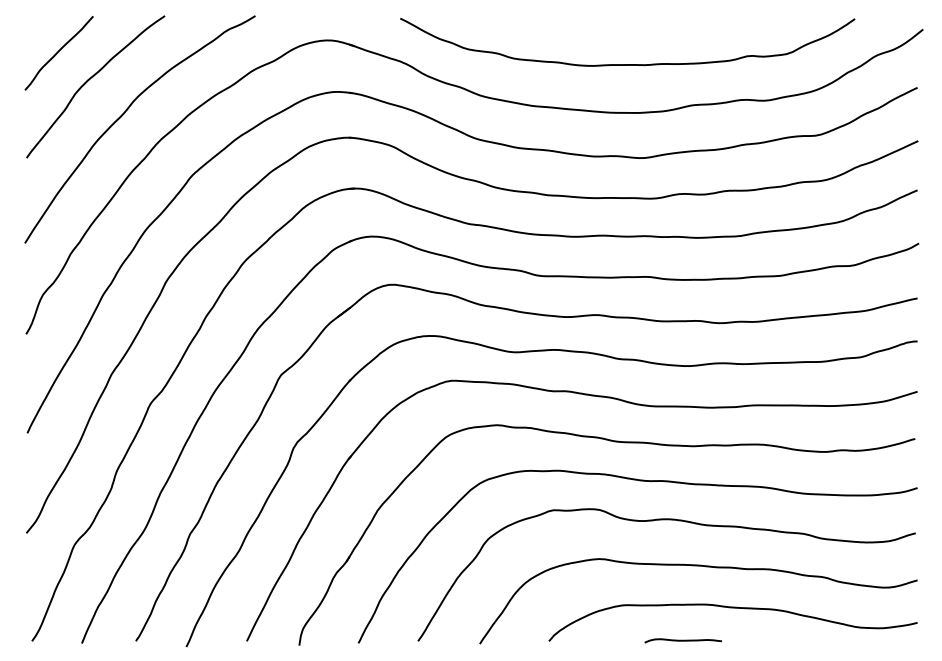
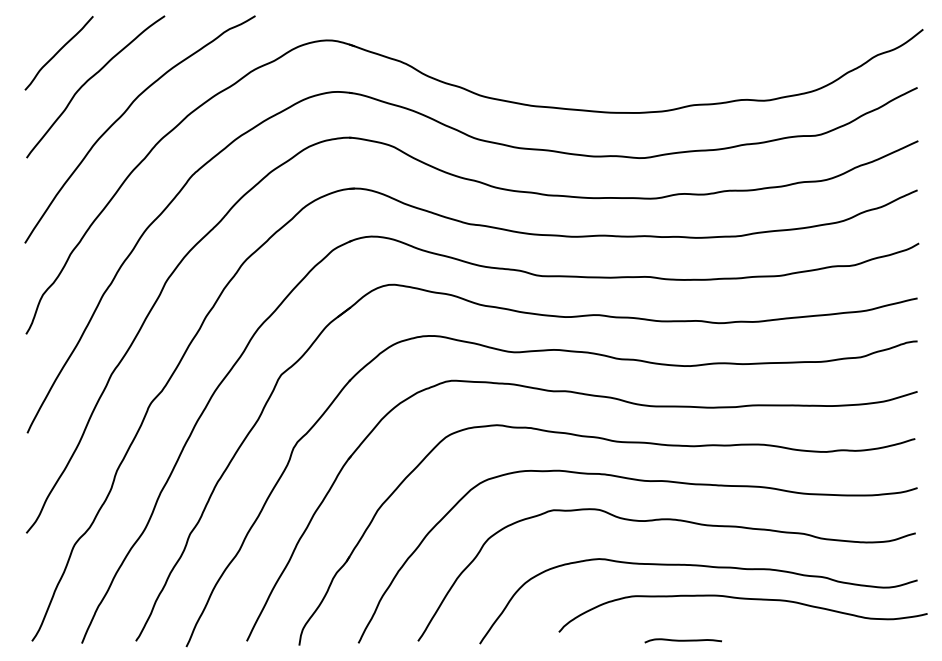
curve: present -> none (627, 64)
curve position: (732, 608) -> (742, 599) (742, 599)
